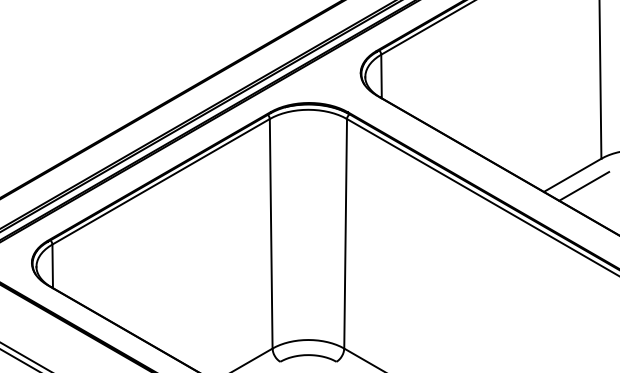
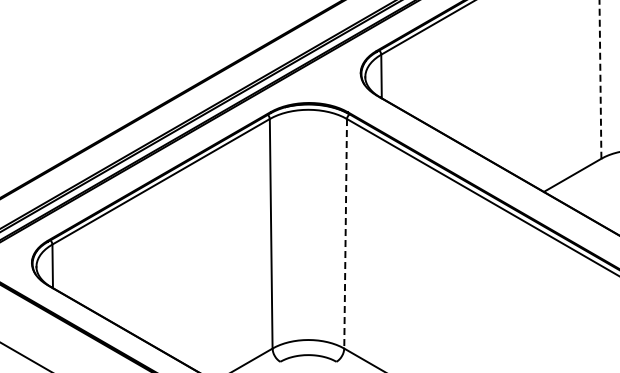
line: solid -> dashed (600, 78)
line: present -> none (584, 186)
line: solid -> dashed (345, 233)
line: present -> none (18, 359)
